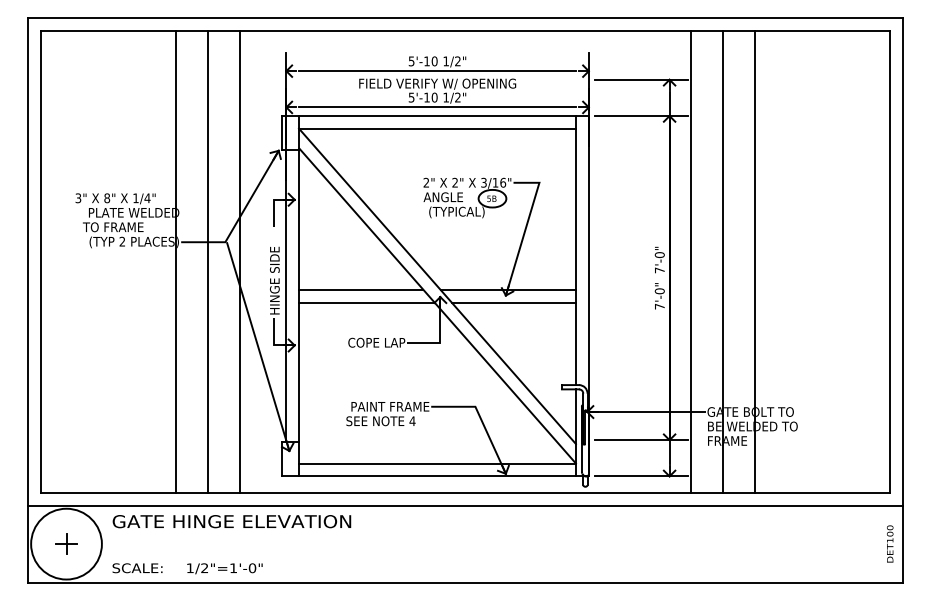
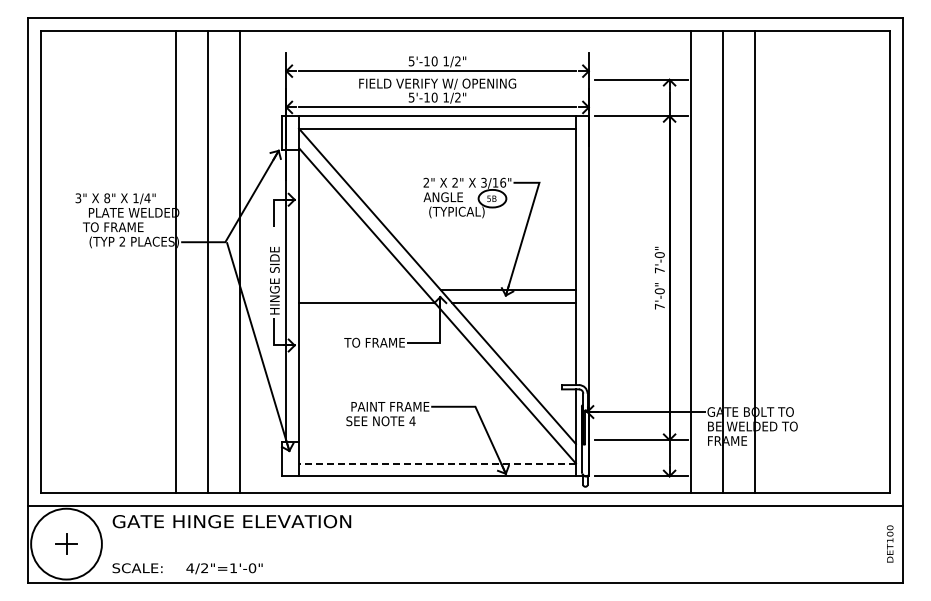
line: present -> none (361, 289)
text: COPE LAP -> TO FRAME (374, 342)
line: solid -> dashed (437, 463)
text: 1/2"=1'-0" -> 4/2"=1'-0" (190, 568)
